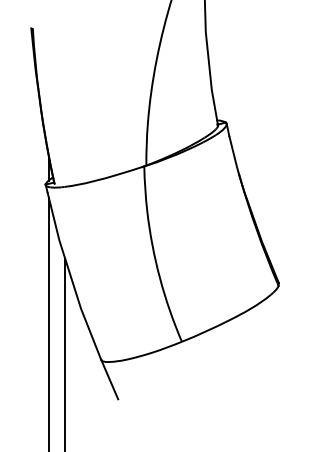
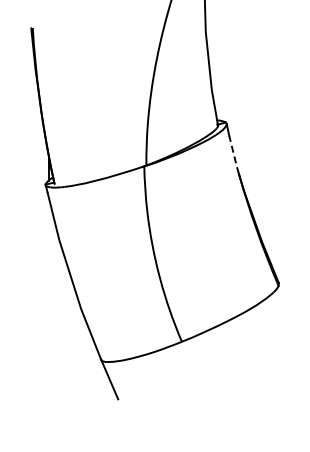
line: solid -> dashed (234, 155)
line: present -> none (48, 323)
line: present -> none (65, 353)
